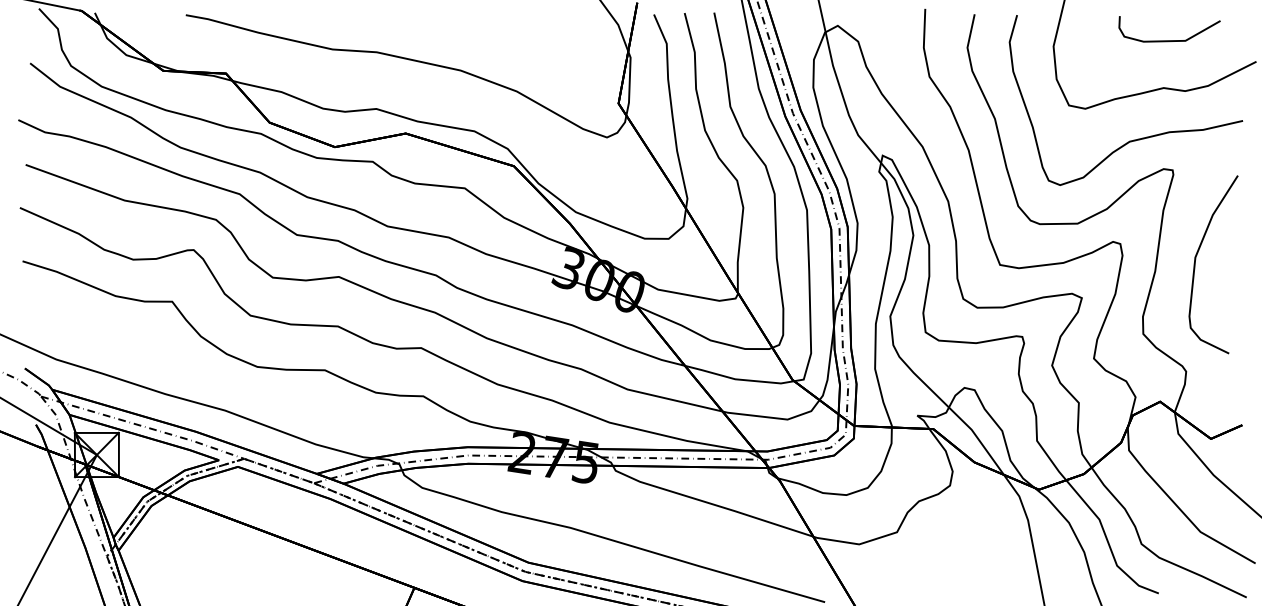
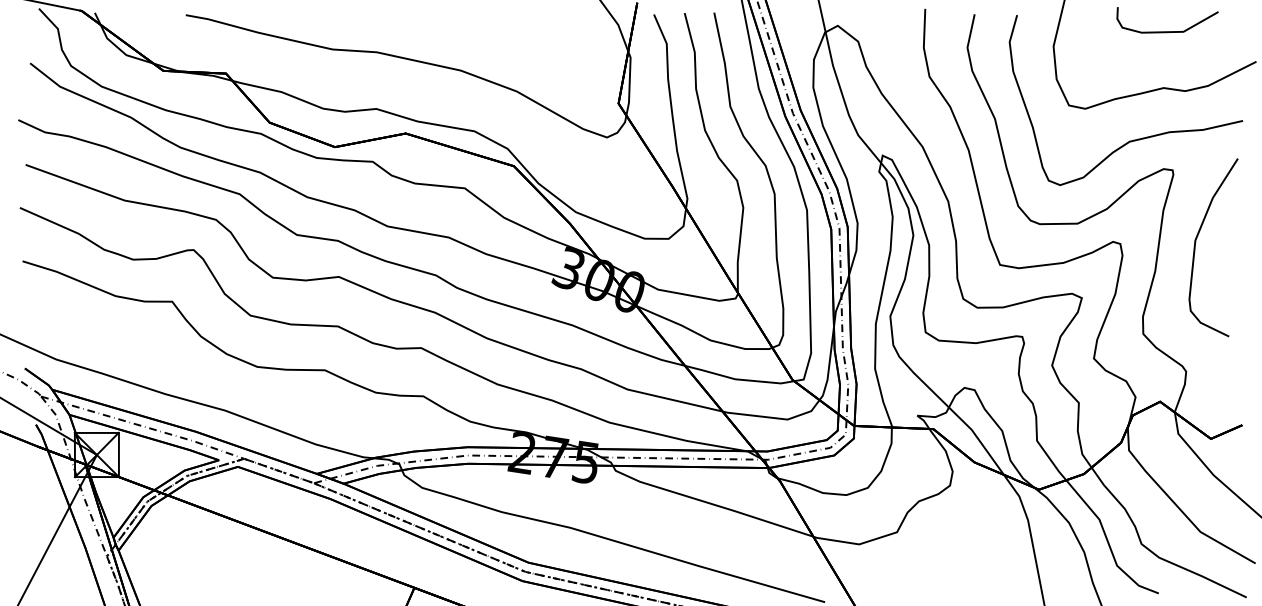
curve position: (1169, 40) -> (1167, 31) (1167, 31)
curve position: (1196, 259) -> (1196, 242) (1196, 242)
